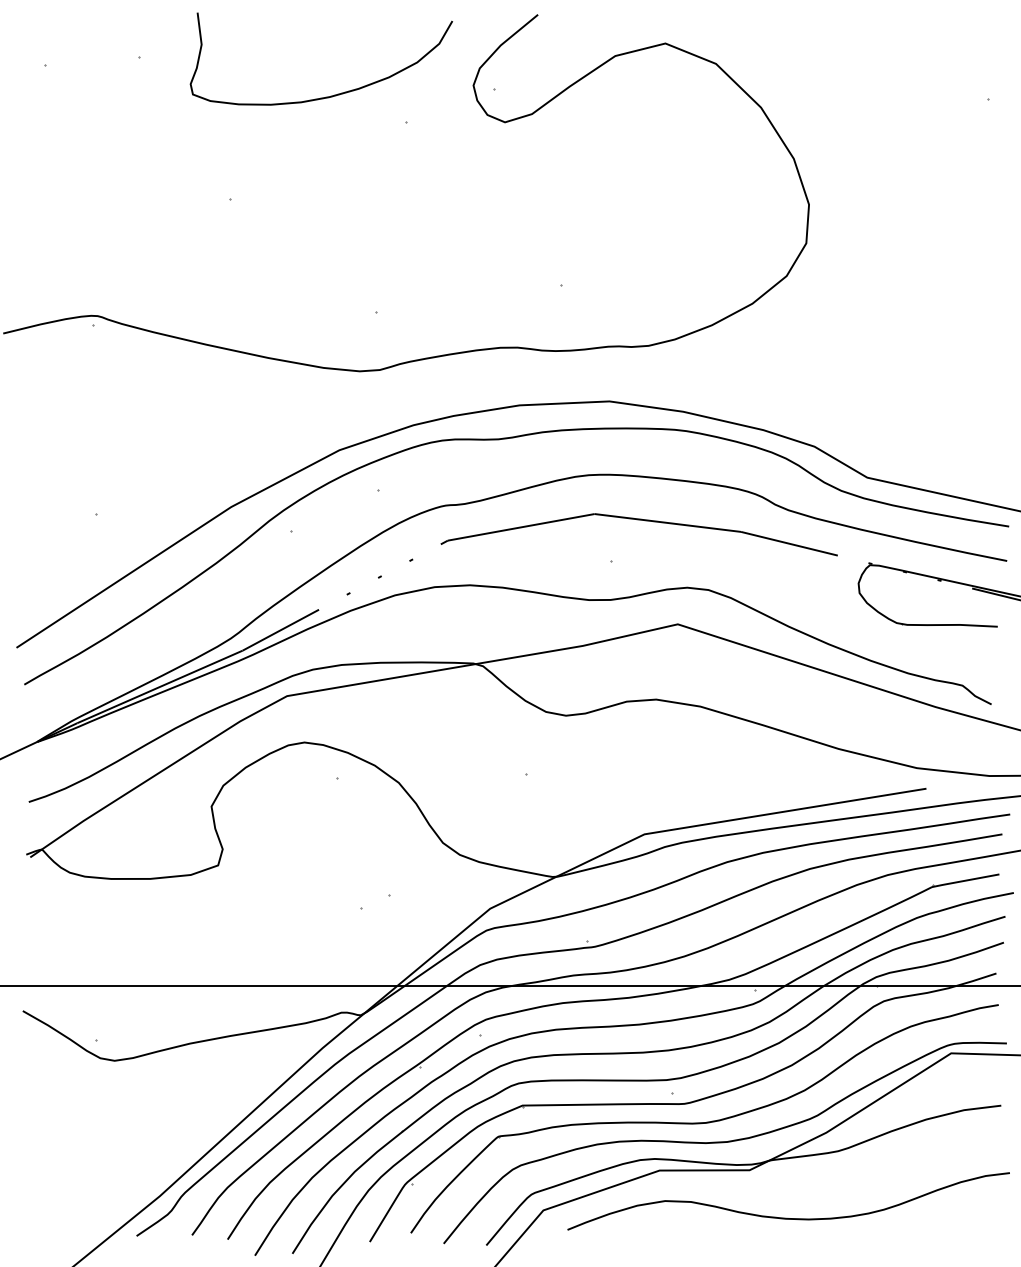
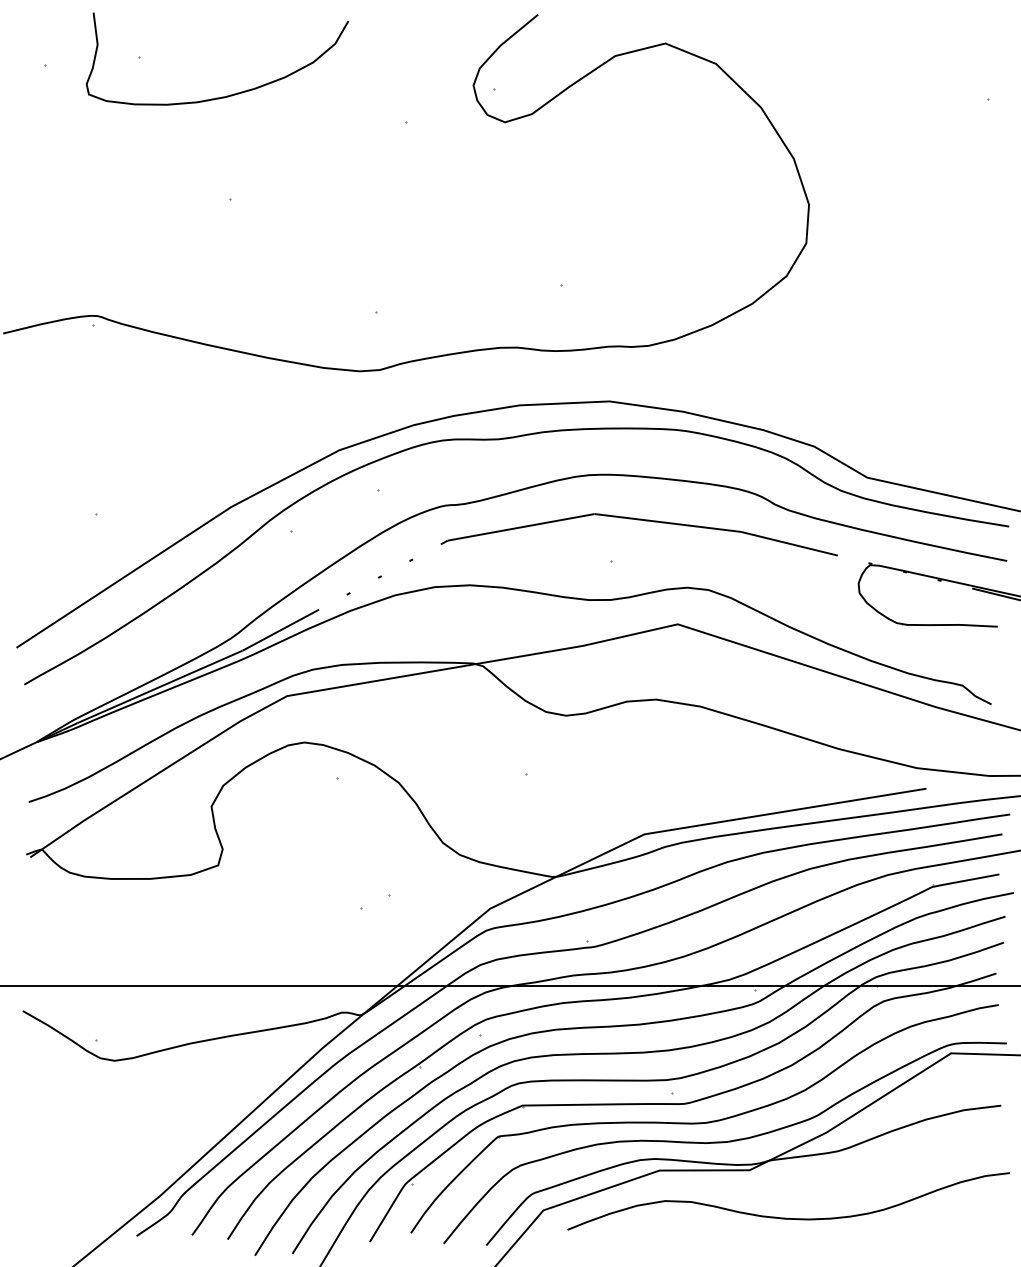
curve position: (330, 95) -> (226, 95) (226, 95)
